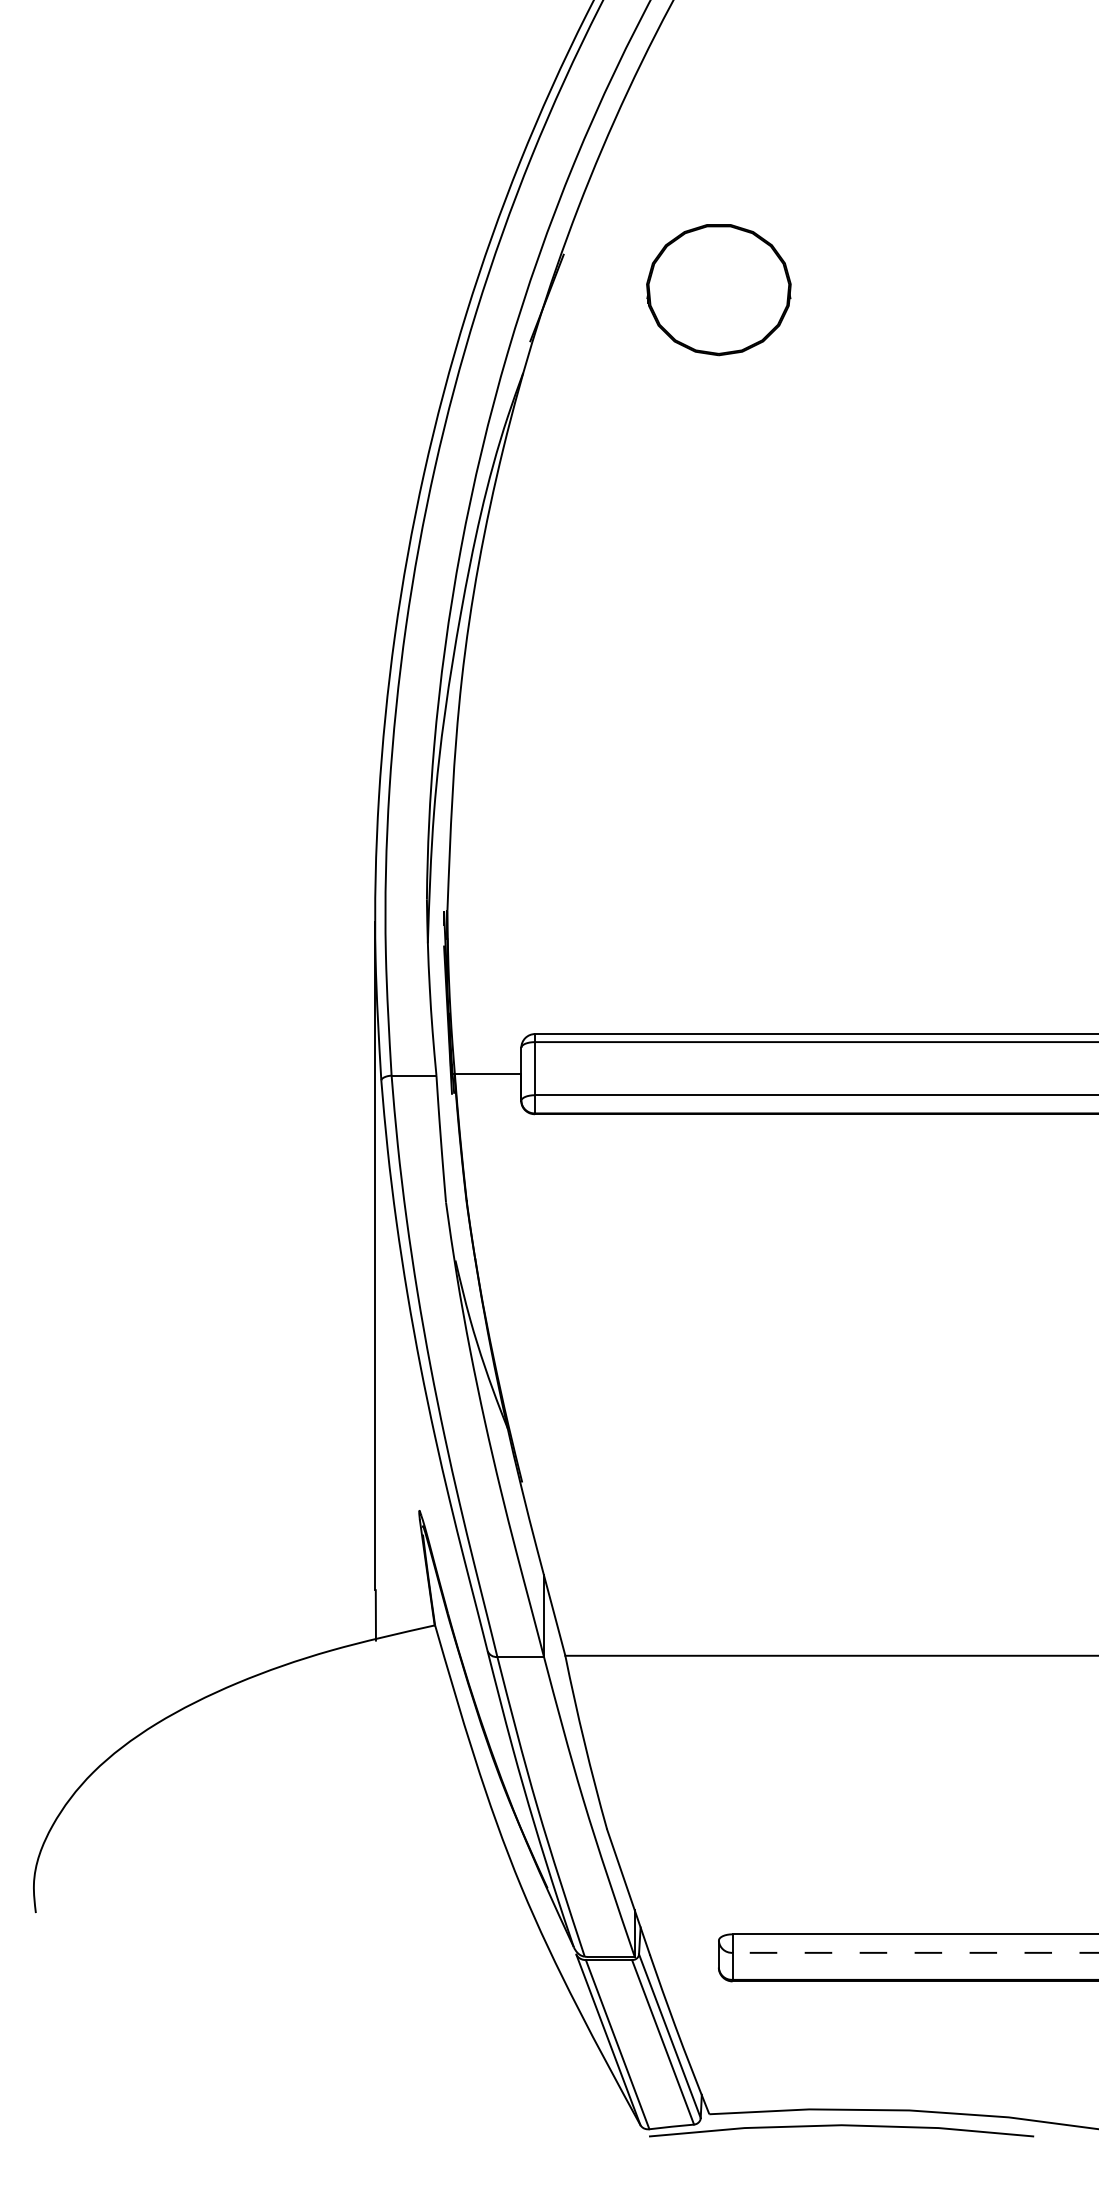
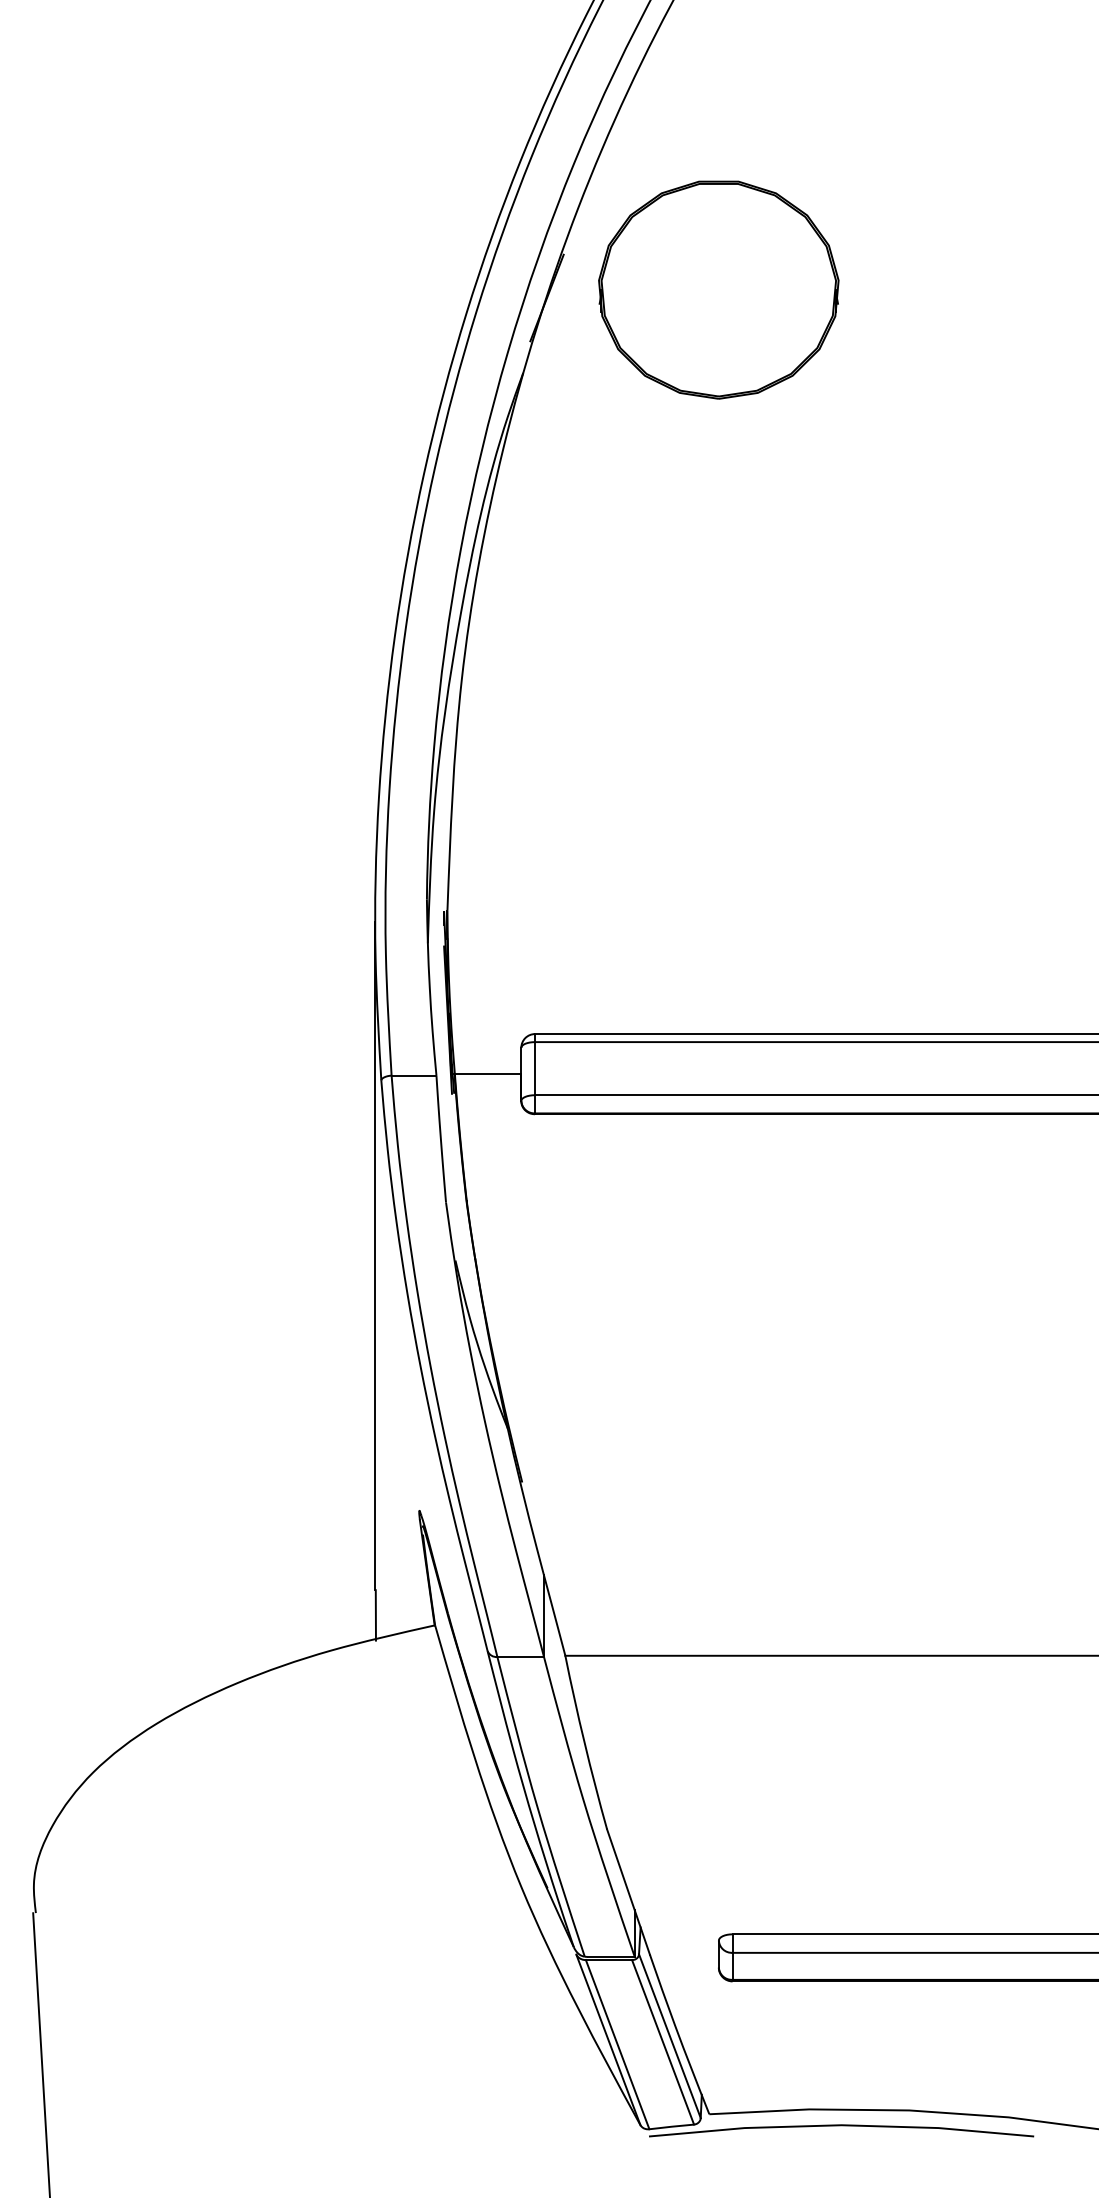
part size: 146x133 px -> 242x220 px (718, 289)
line: dashed -> solid (915, 1952)
line: none -> present (41, 2053)
